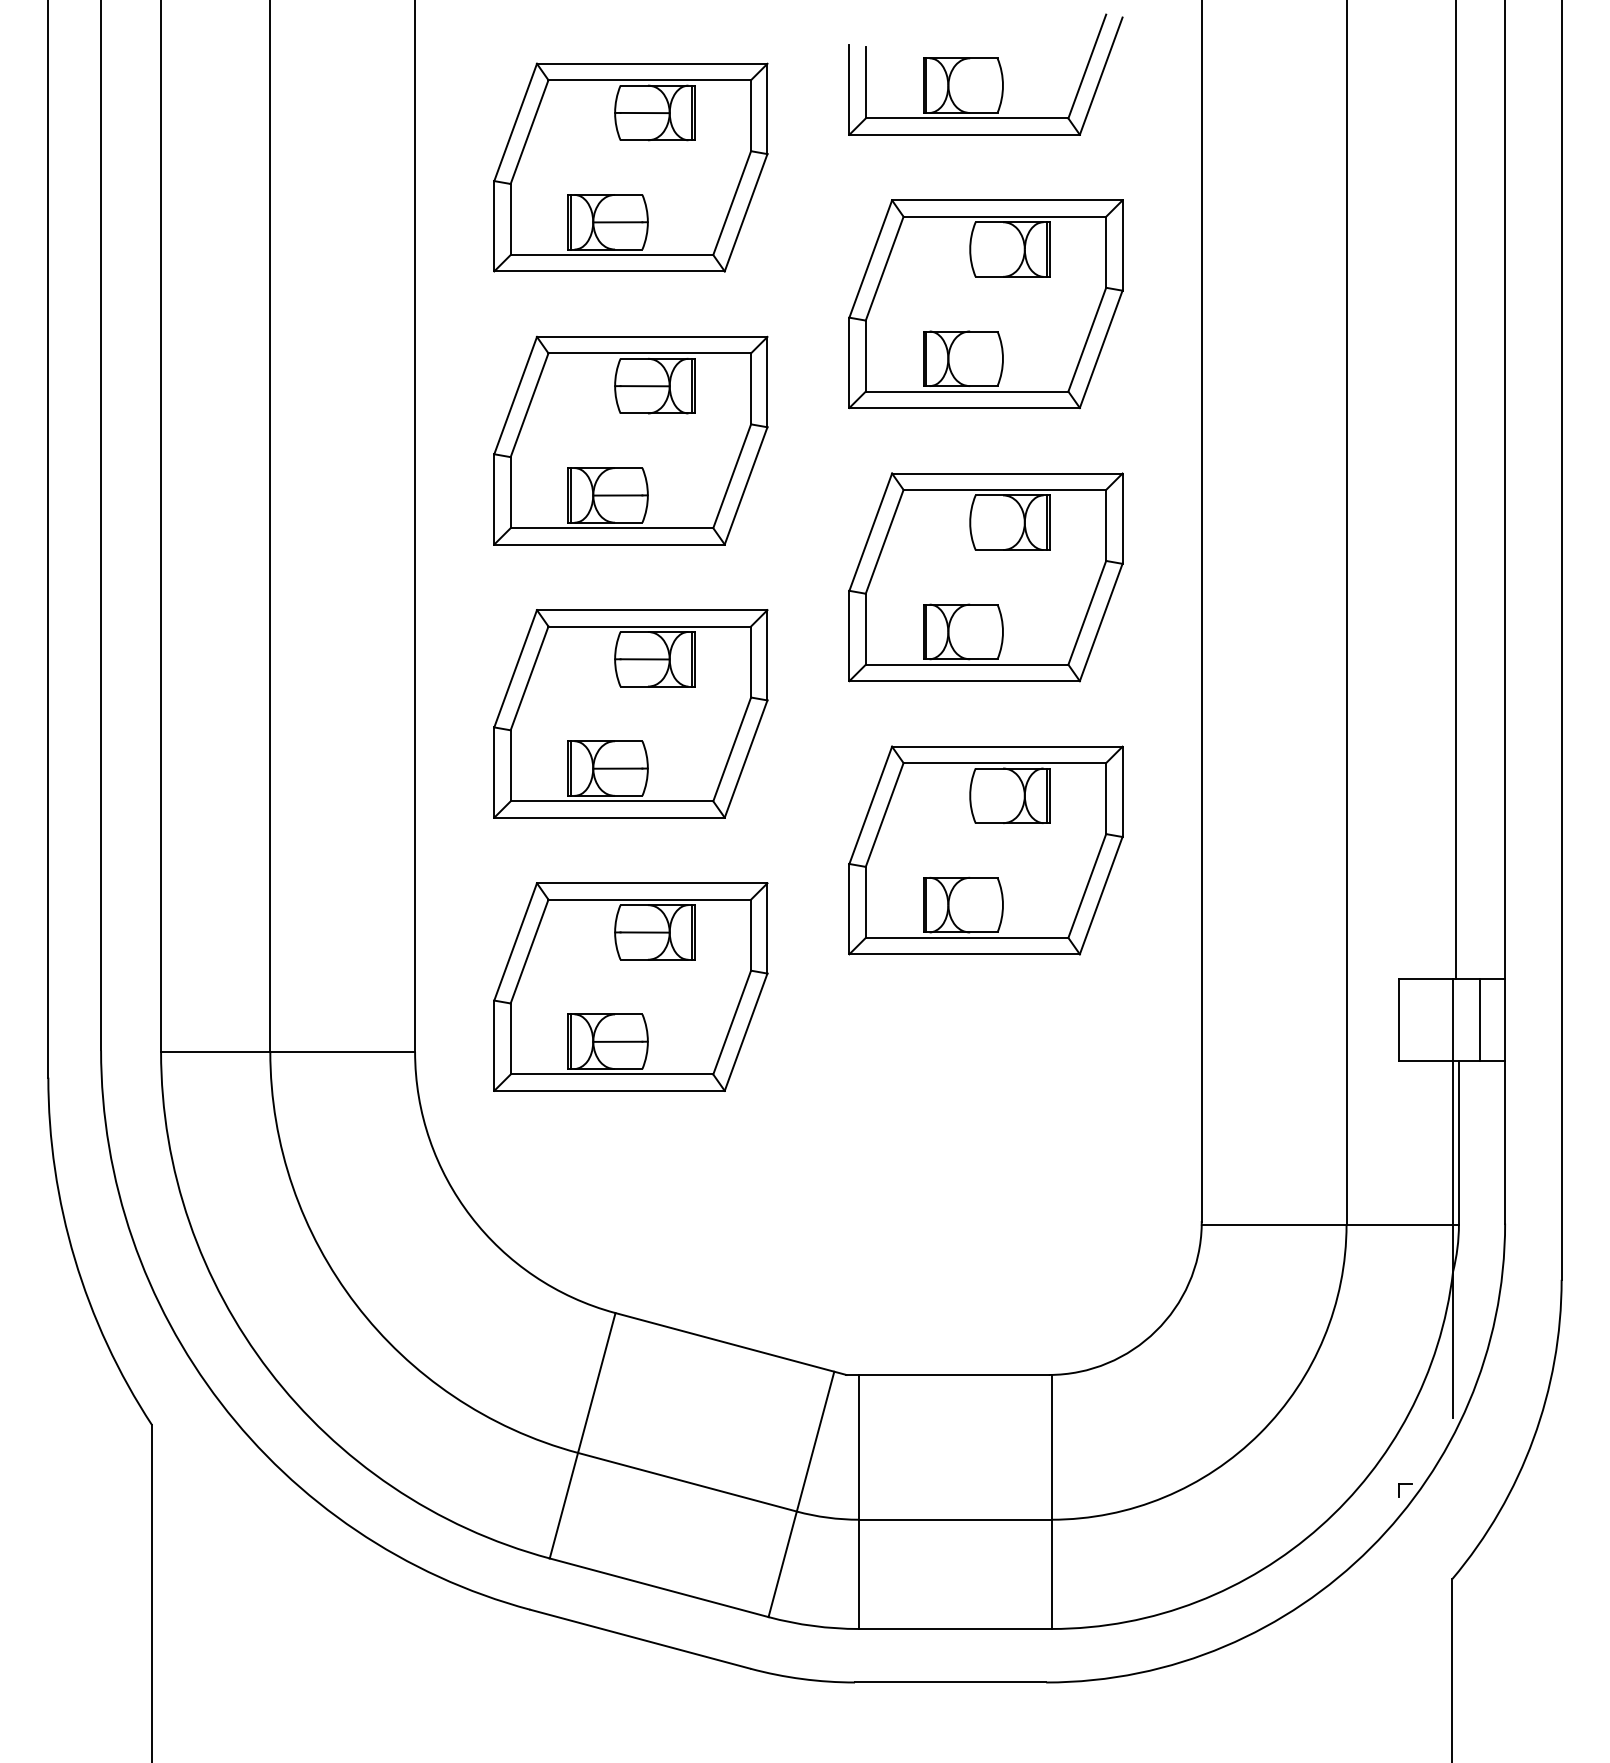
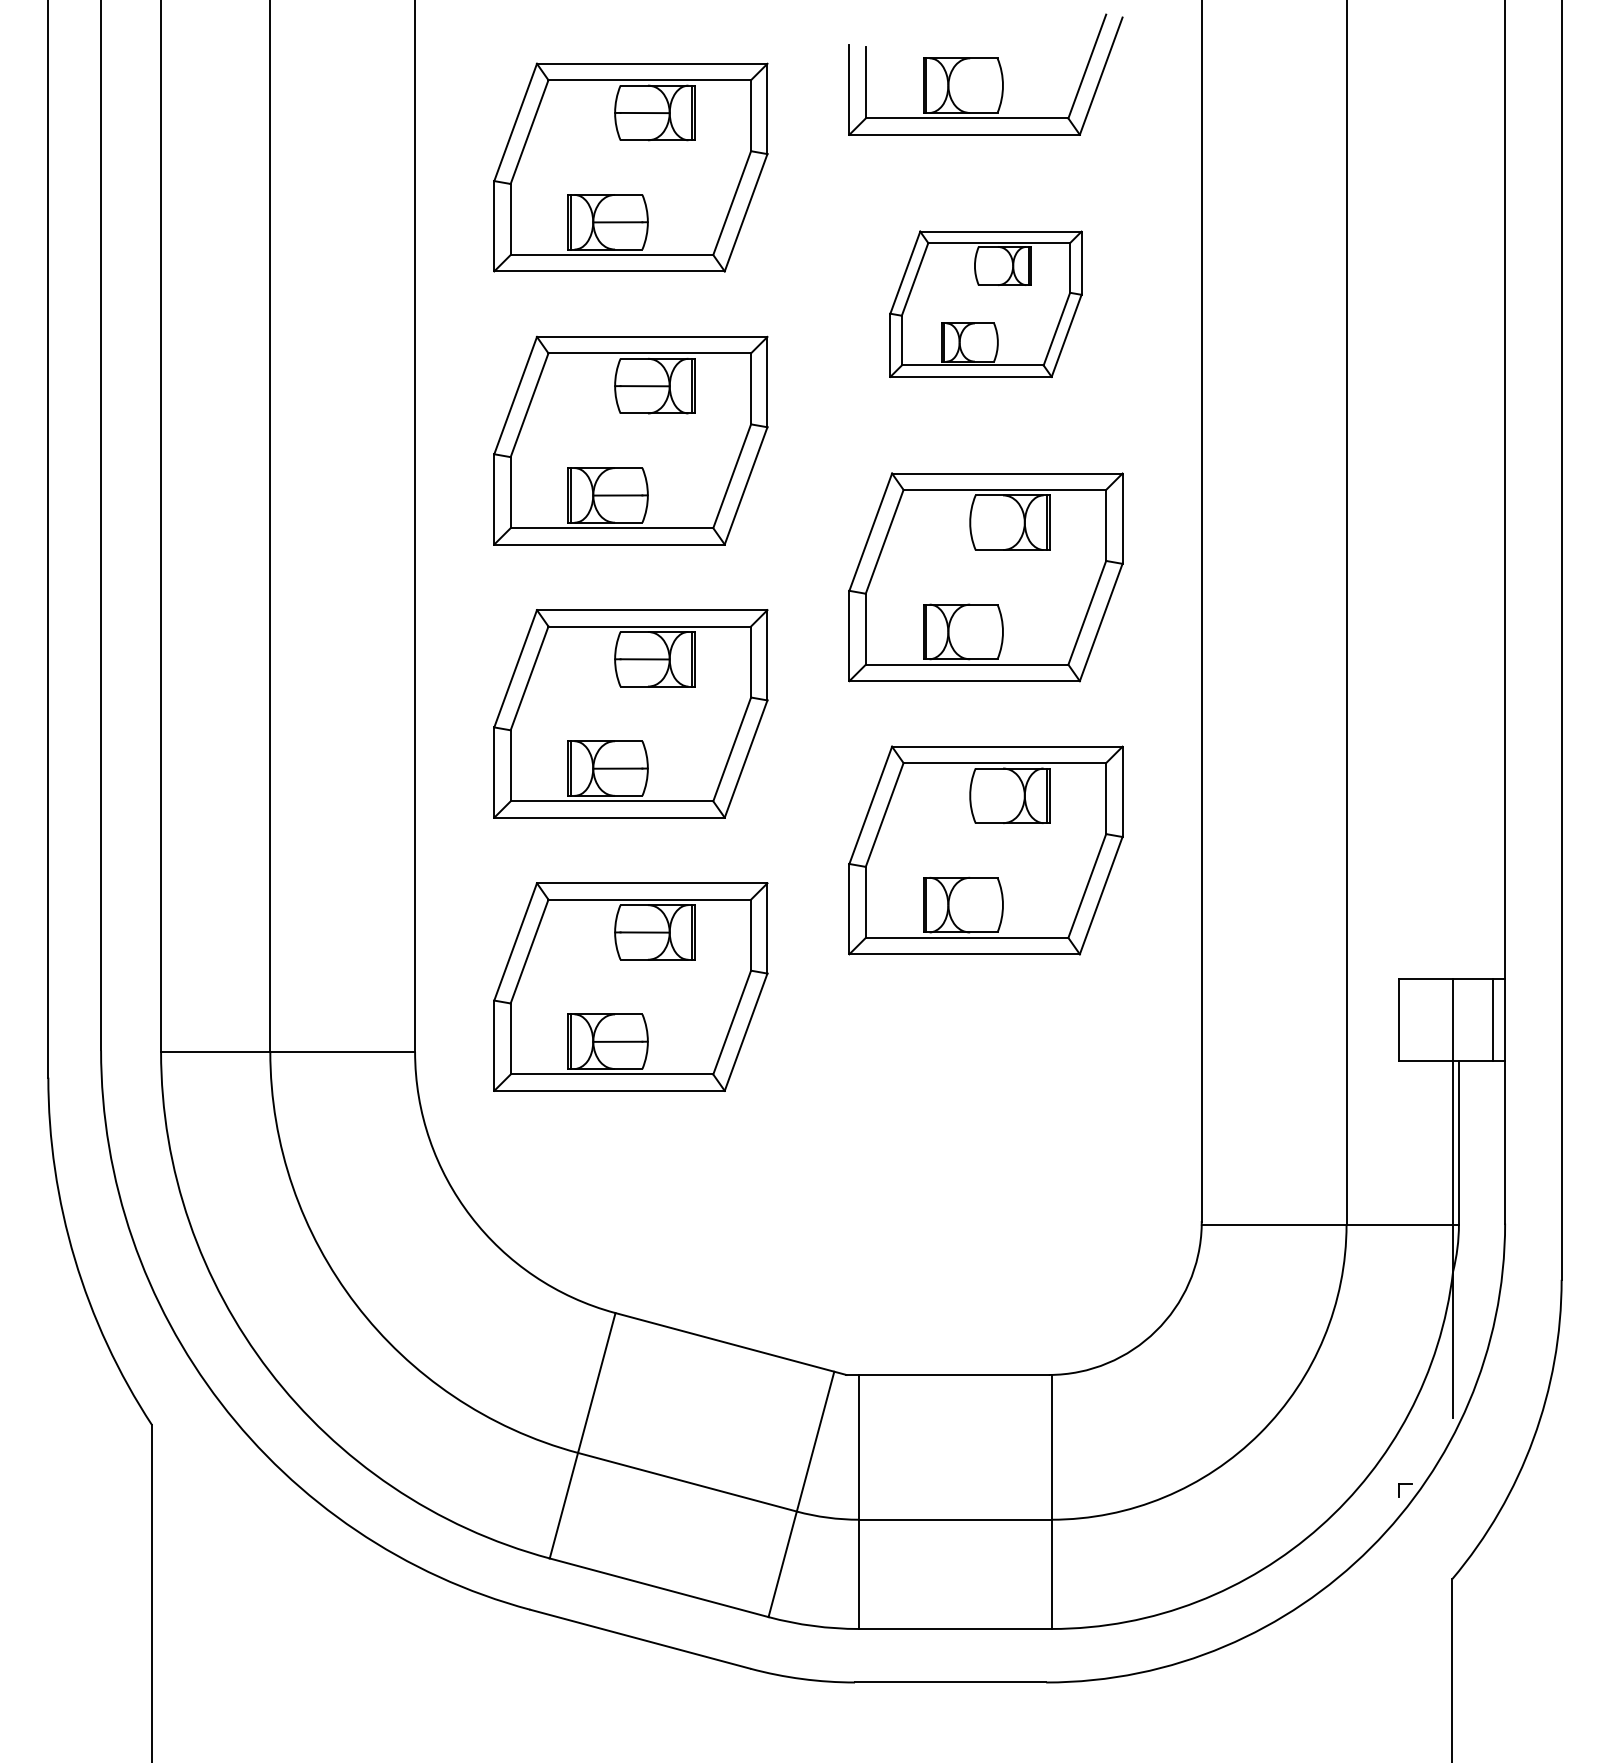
part size: 276x211 px -> 194x148 px (985, 303)
line: present -> none (1455, 490)
line position: (1480, 1019) -> (1493, 1019) (1493, 1019)
